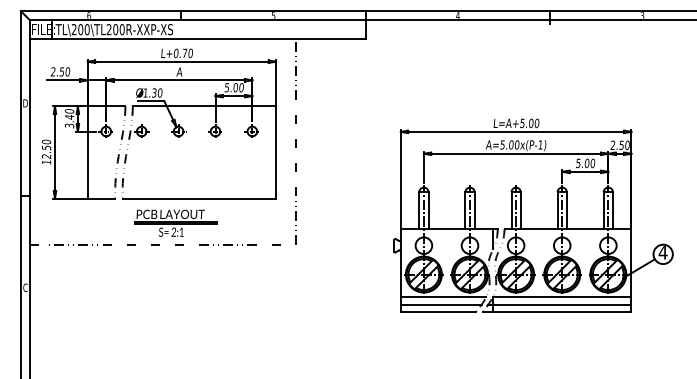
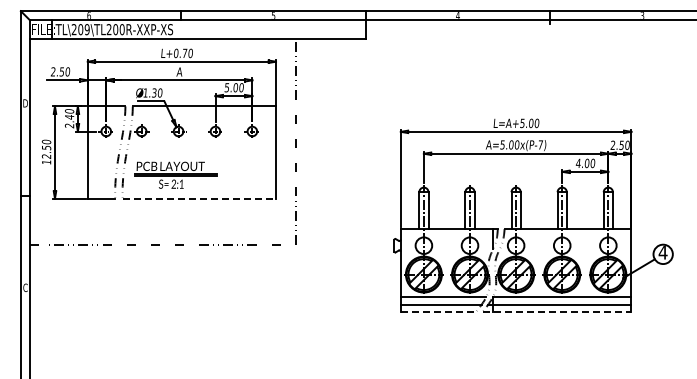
text: TL\200\TL200R-XXP-XS -> TL\209\TL200R-XXP-XS (86, 29)
text: 3.40 -> 2.40 (69, 125)
text: A=5.00x(P-1) -> A=5.00x(P-7) (540, 144)
text: 5.00 -> 4.00 (577, 163)
line: solid -> dashed (199, 198)
part position: (175, 222) -> (175, 174) (175, 174)
line: solid -> dashed (438, 312)
line: solid -> dashed (557, 312)
